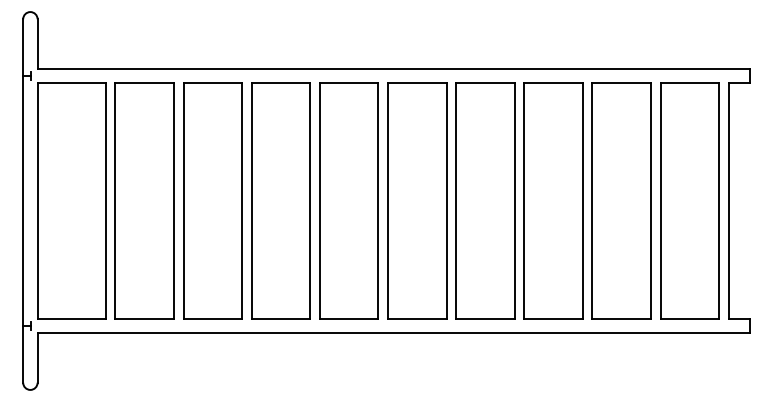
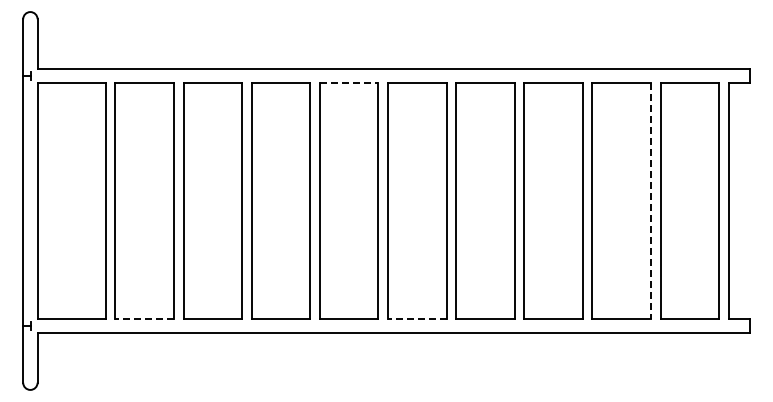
line: solid -> dashed (349, 83)
line: solid -> dashed (650, 200)
line: solid -> dashed (144, 318)
line: solid -> dashed (416, 318)
